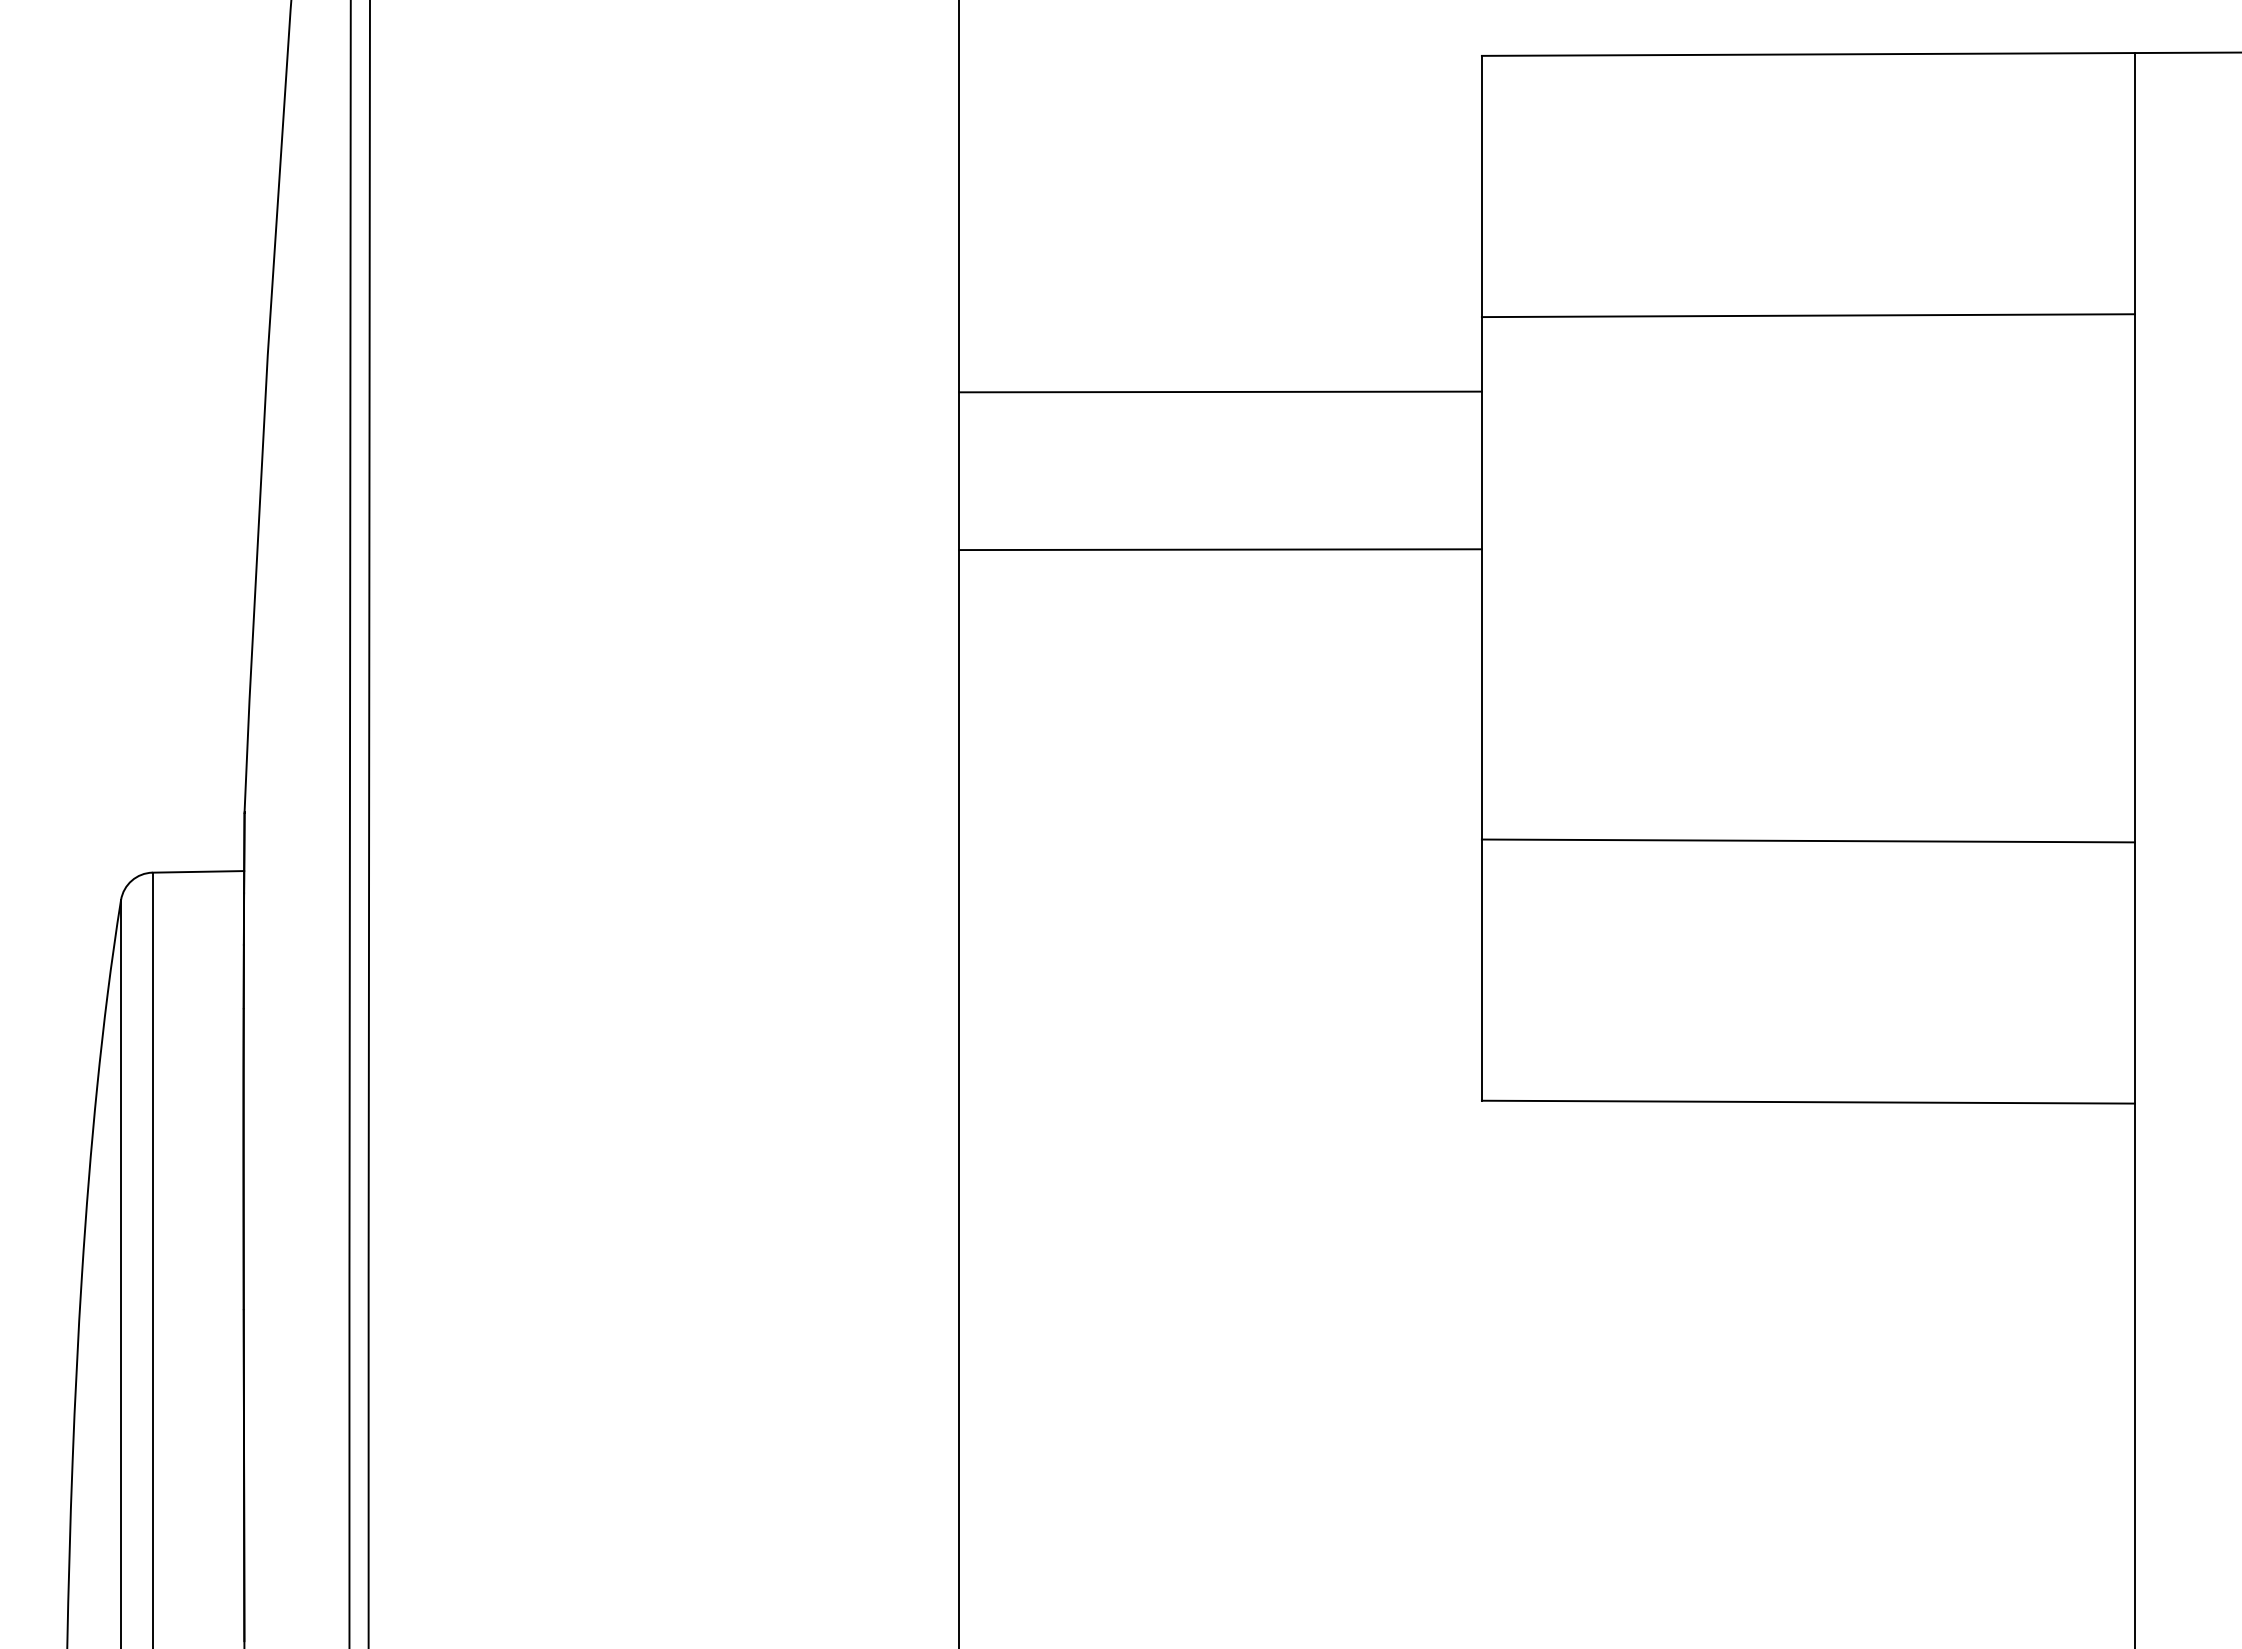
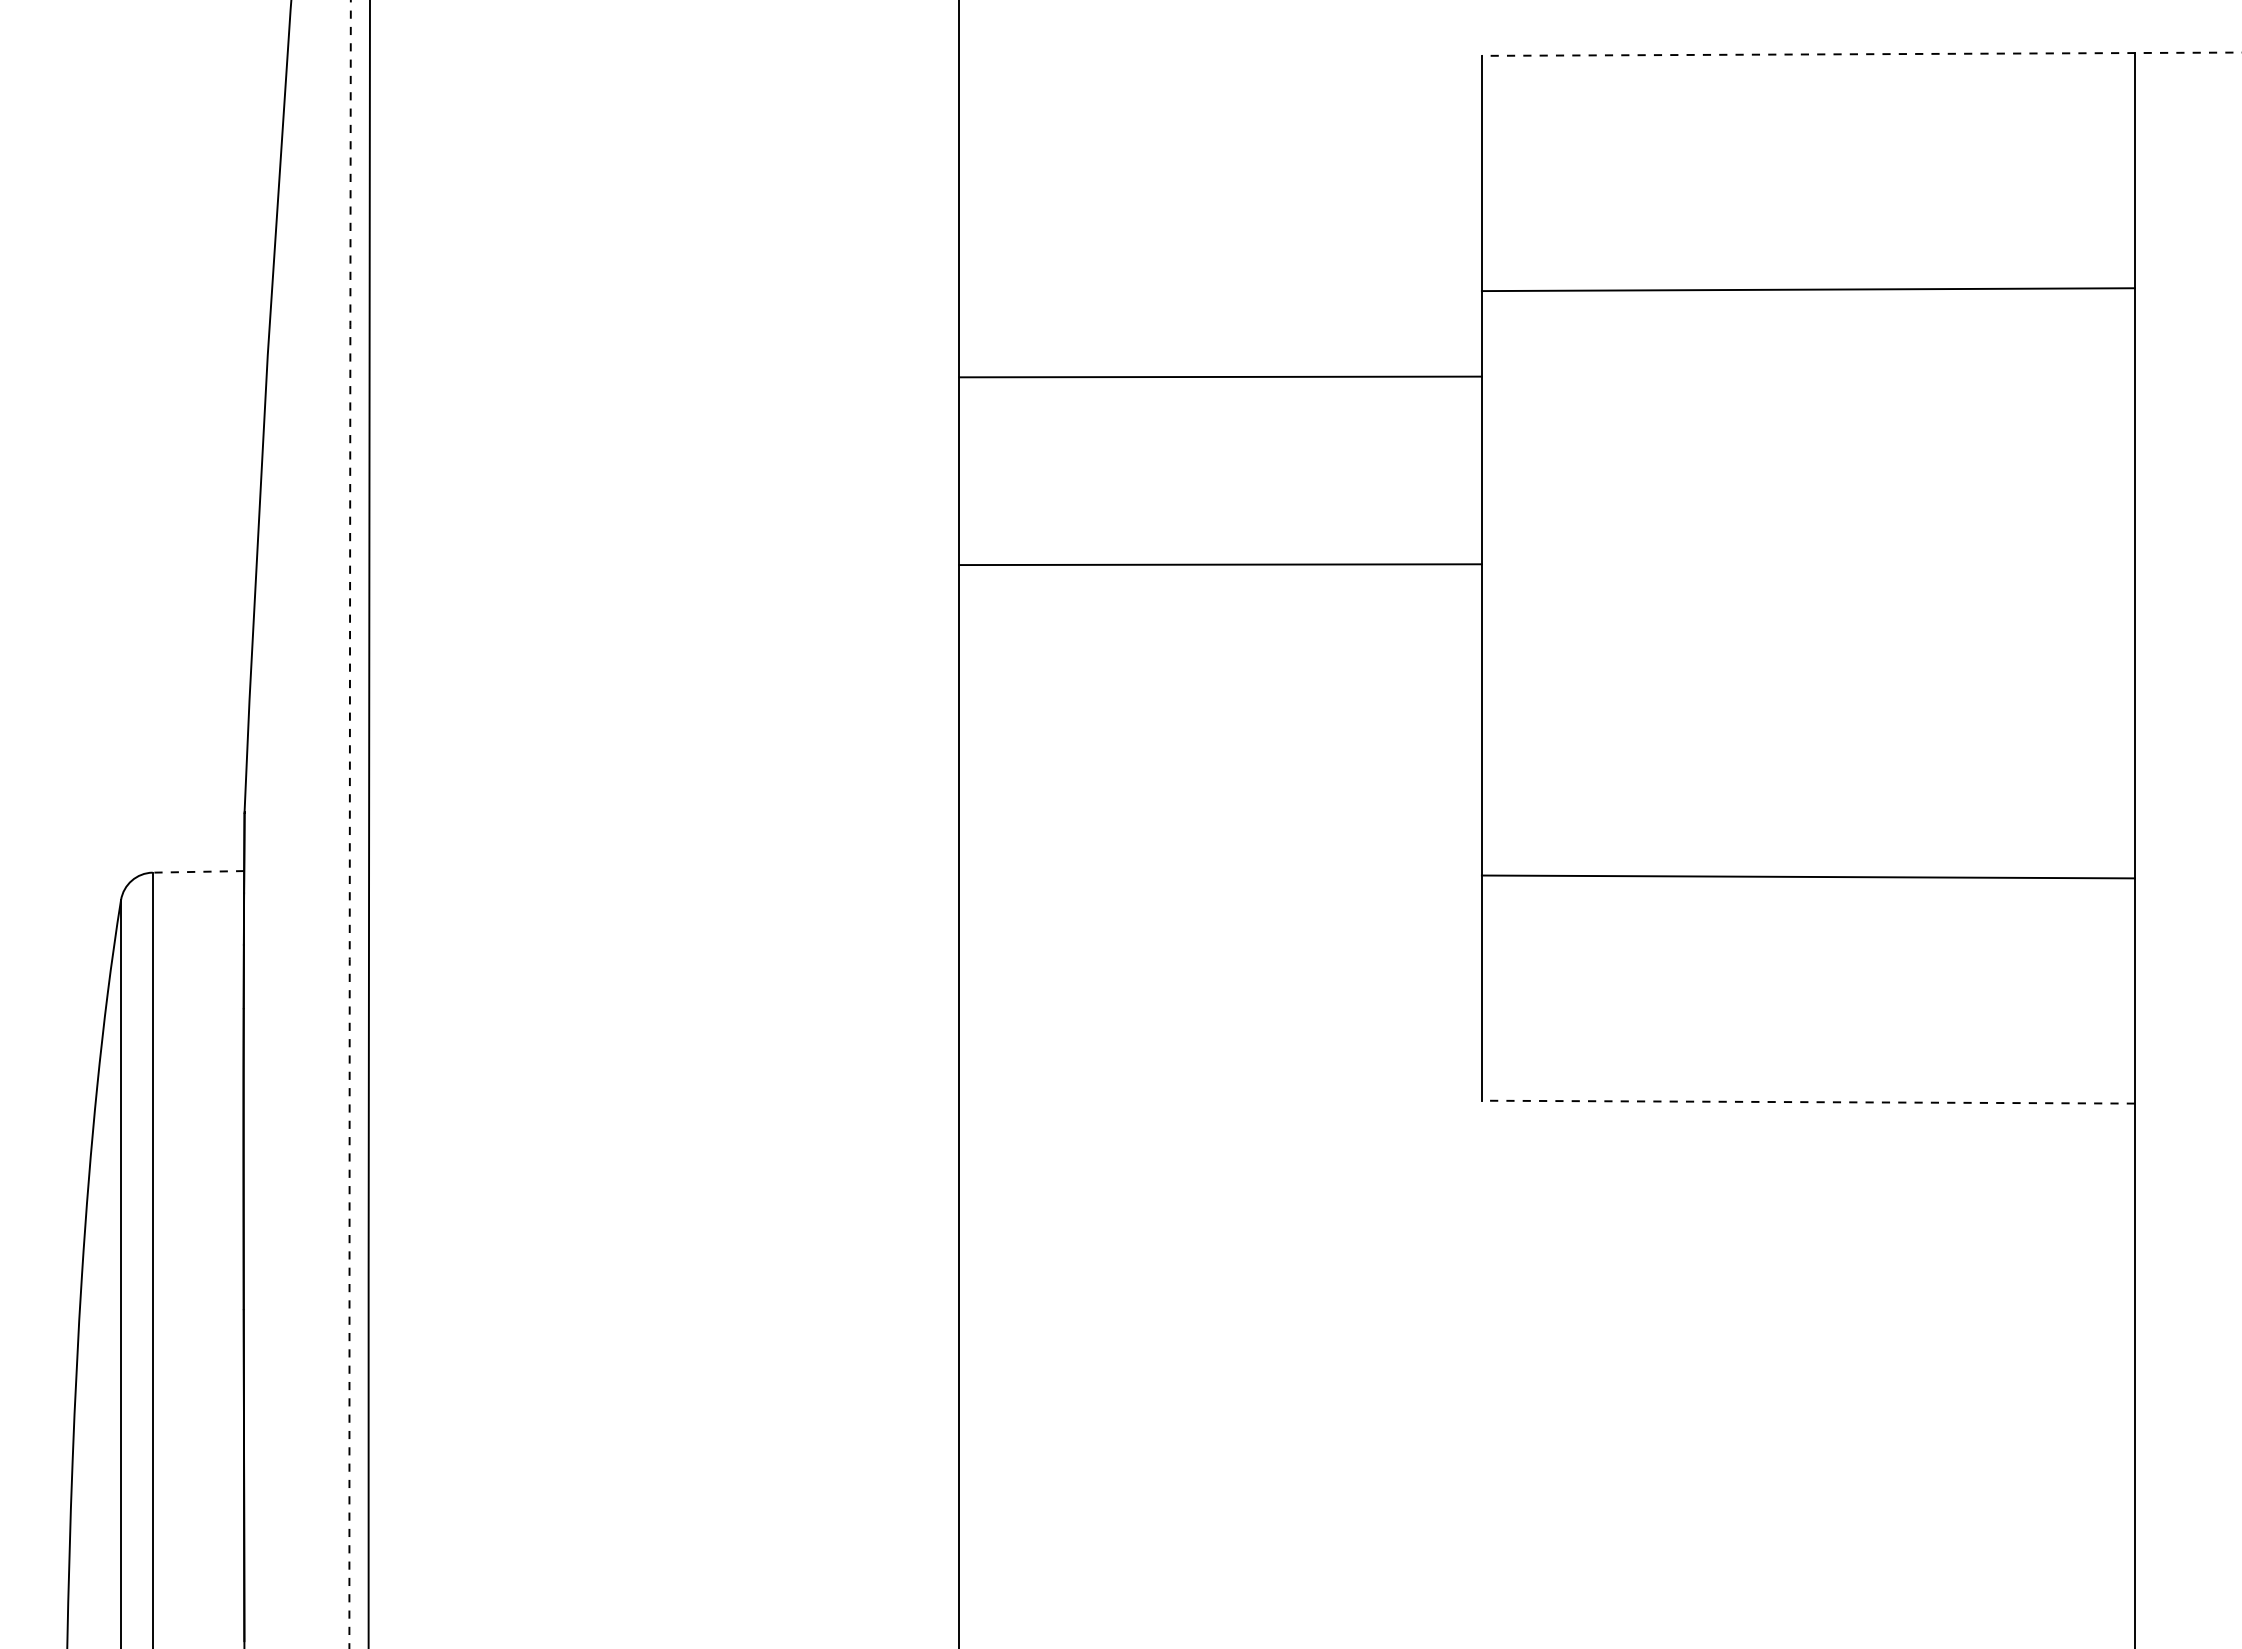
line: solid -> dashed (1861, 54)
line position: (1807, 315) -> (1807, 289) (1807, 289)
line position: (1220, 391) -> (1220, 376) (1220, 376)
line position: (1220, 549) -> (1220, 564) (1220, 564)
arc: solid -> dashed (349, 823)
line position: (1807, 840) -> (1807, 876) (1807, 876)
line: solid -> dashed (198, 871)
line: solid -> dashed (1808, 1102)
